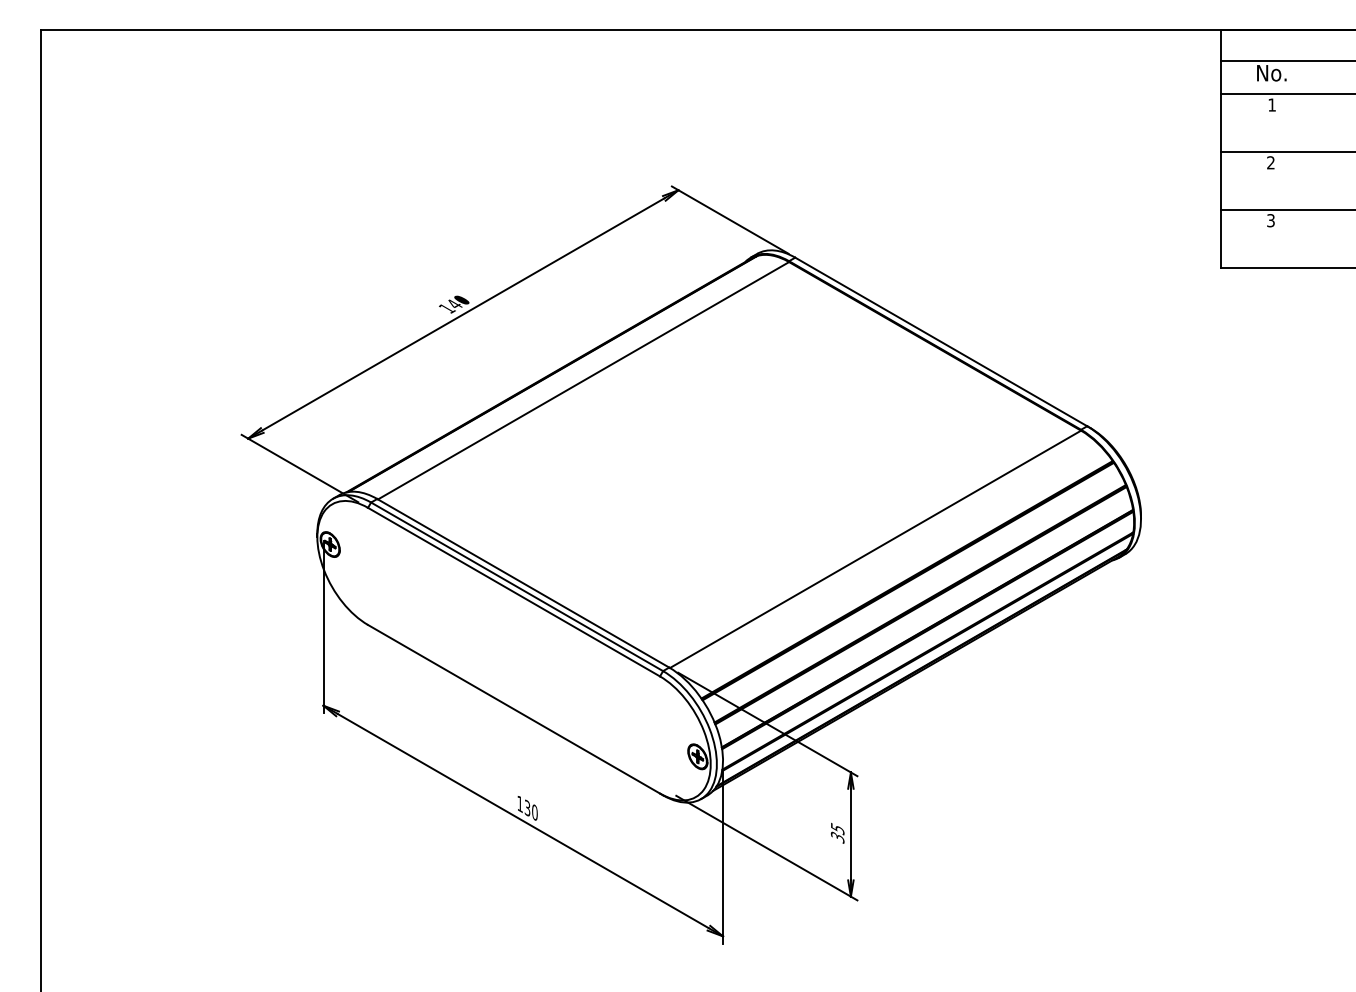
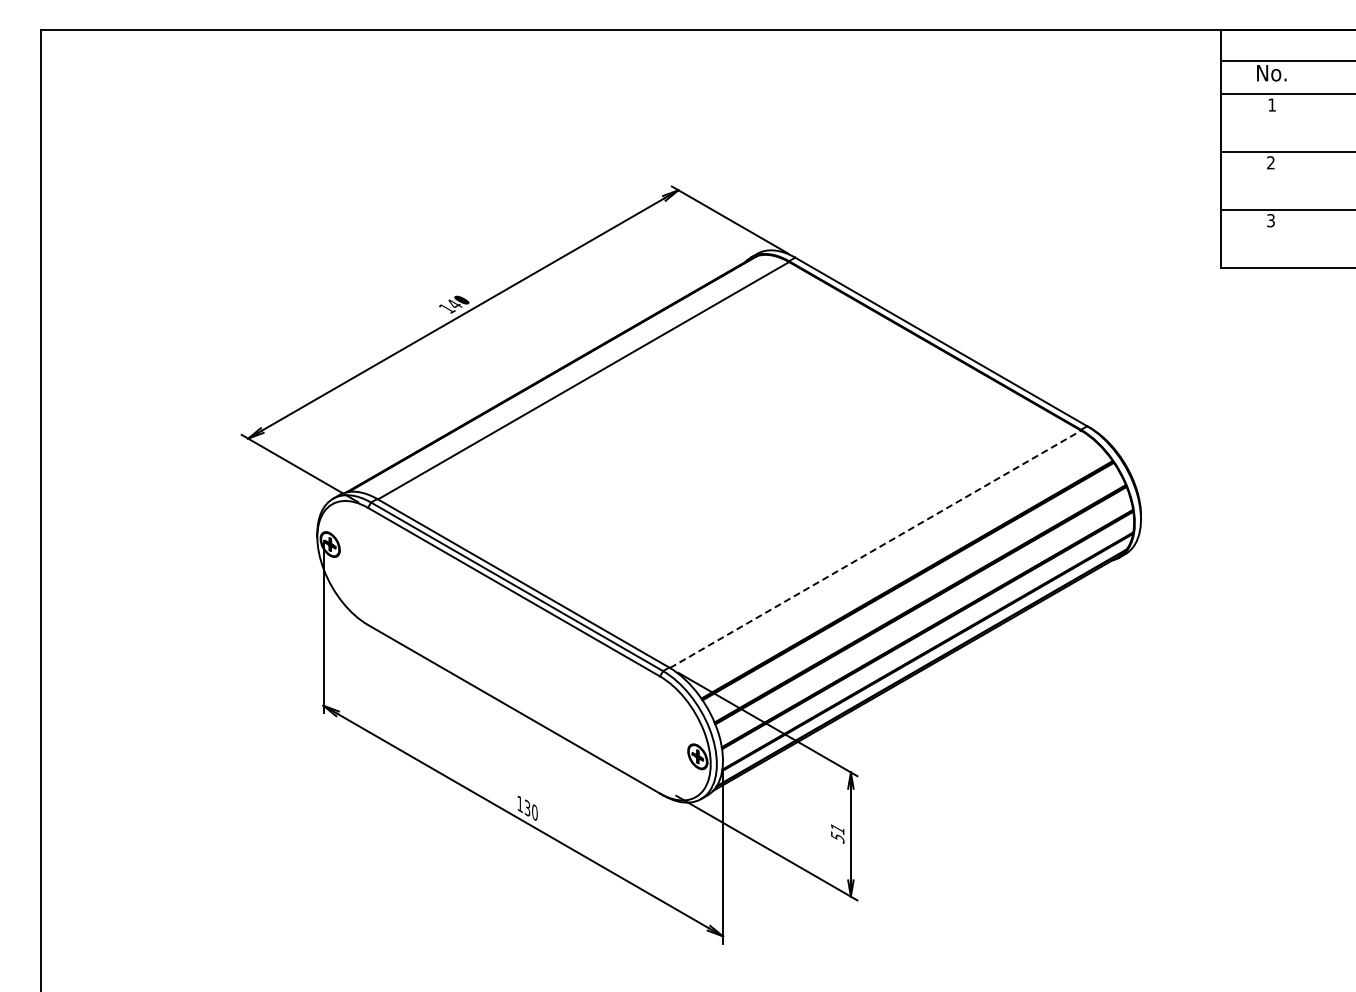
line: solid -> dashed (875, 549)
text: 35 -> 51 (837, 830)
